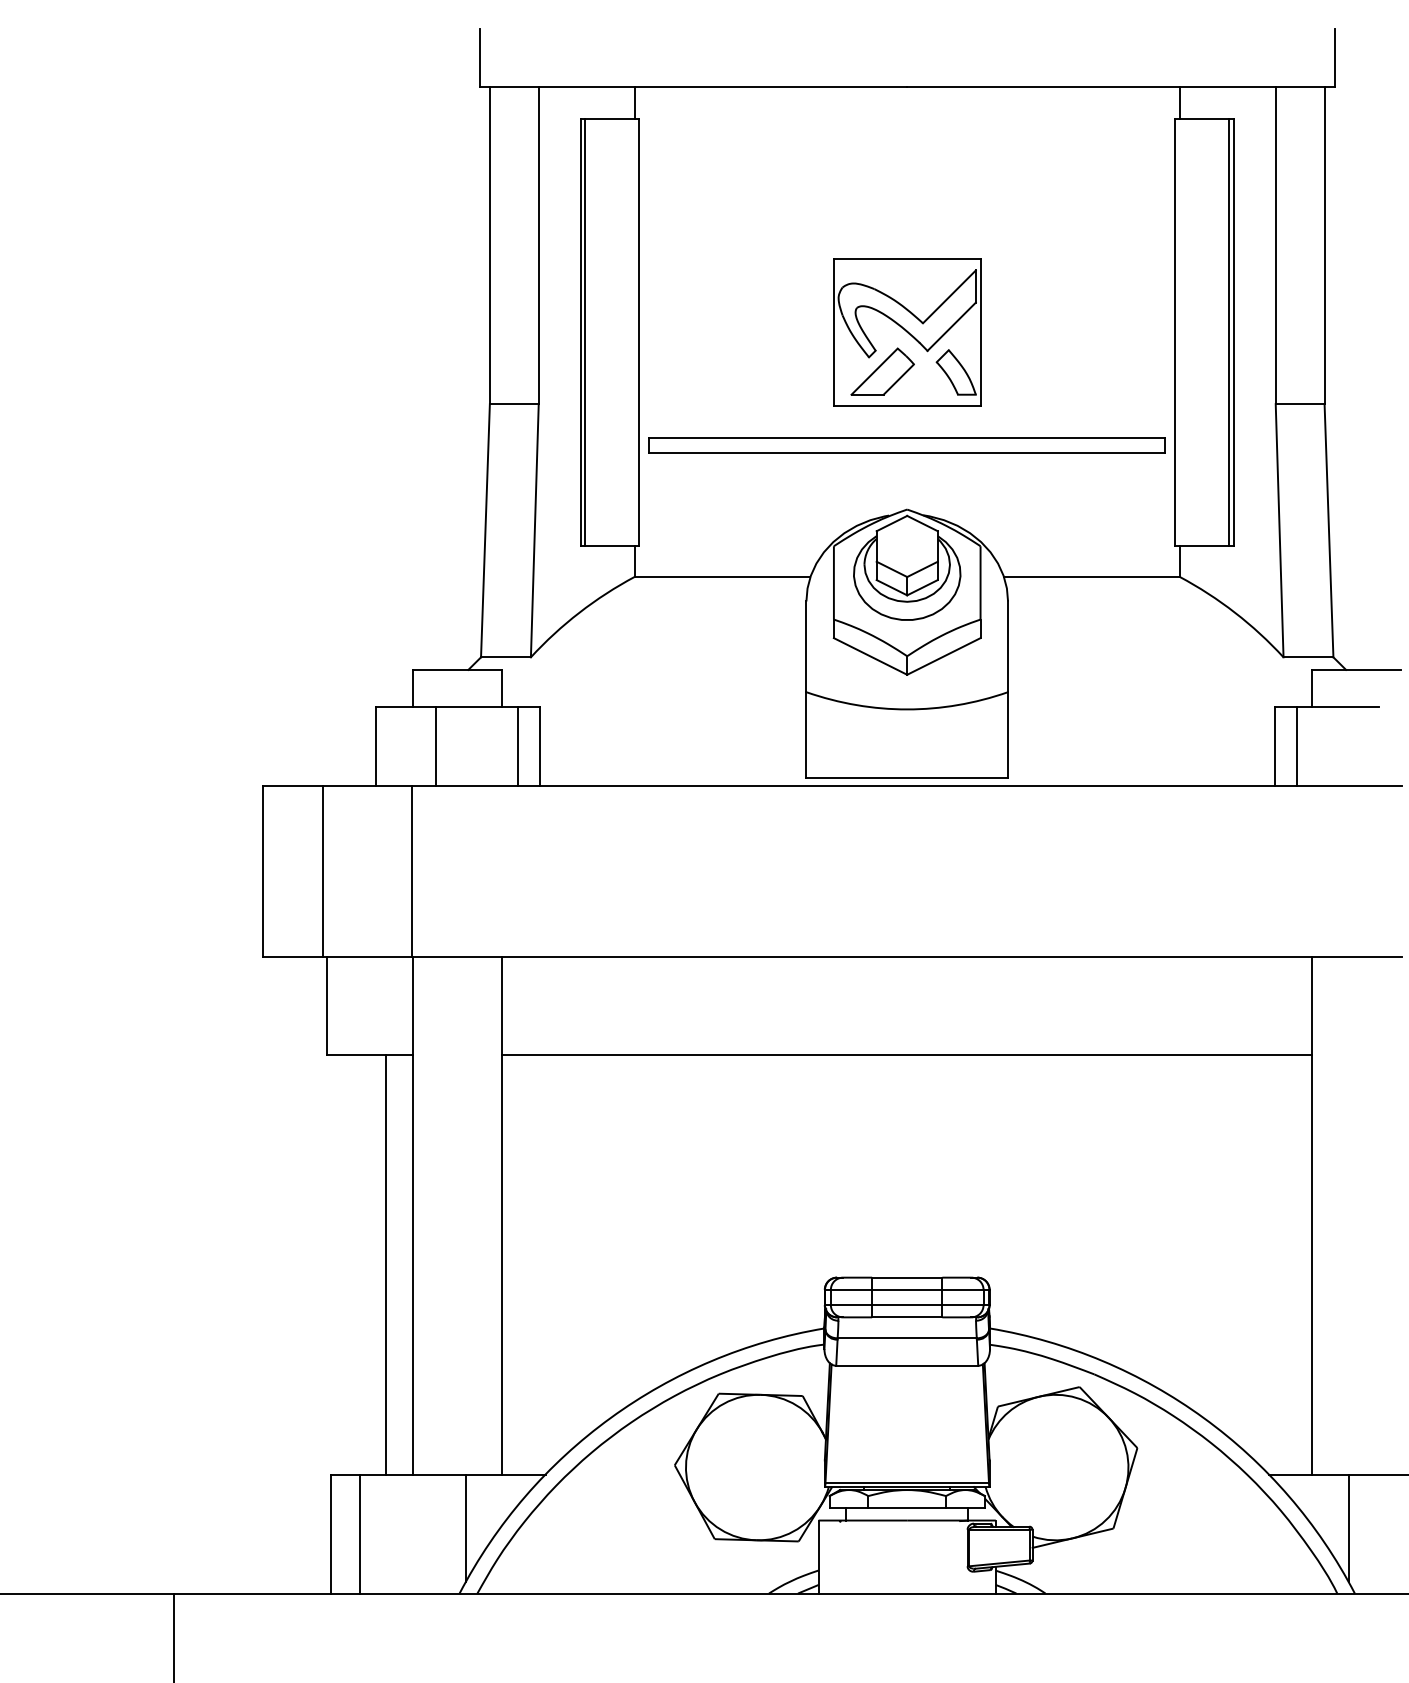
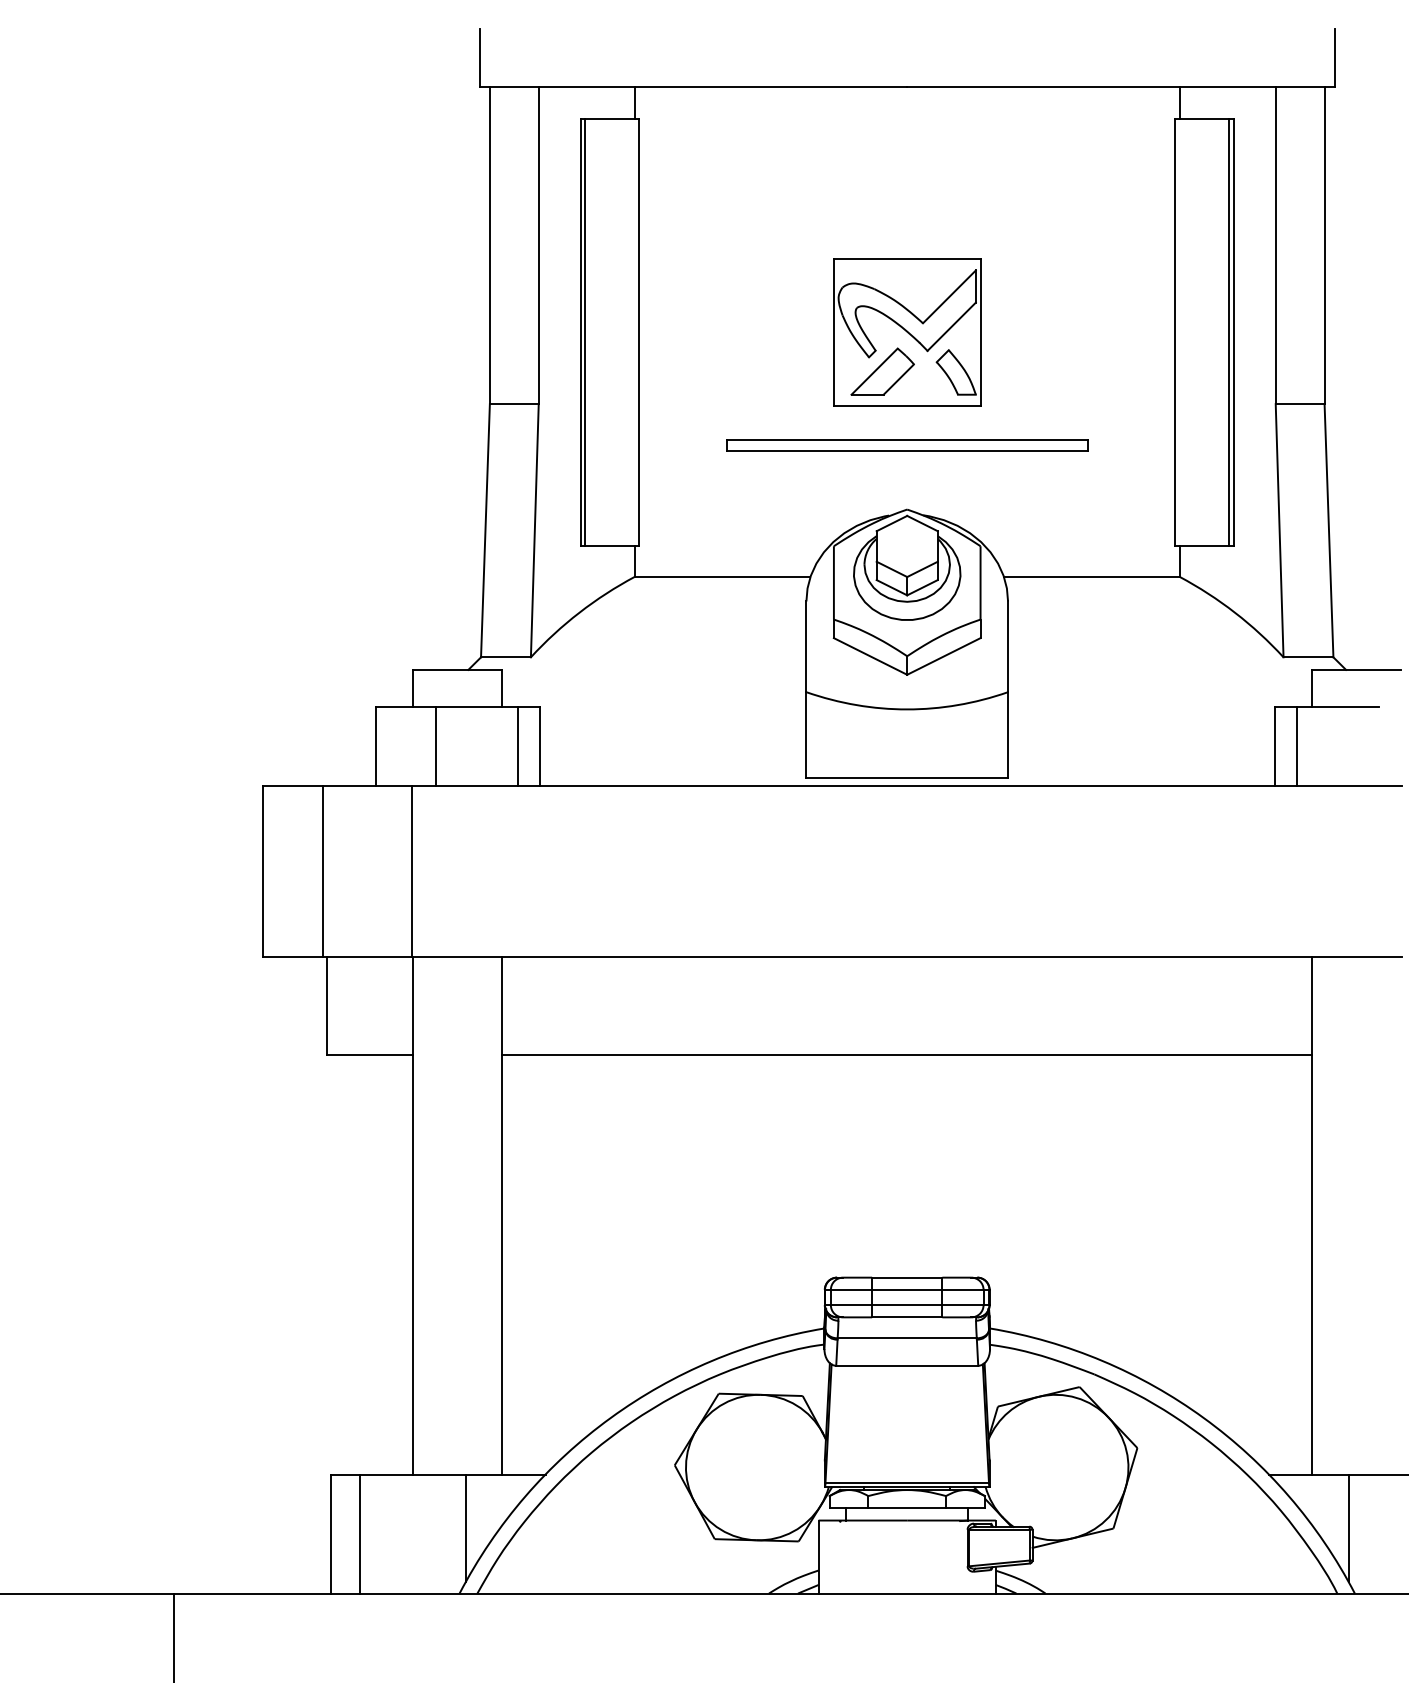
part size: 518x17 px -> 363x13 px (907, 445)
line: present -> none (385, 1264)
